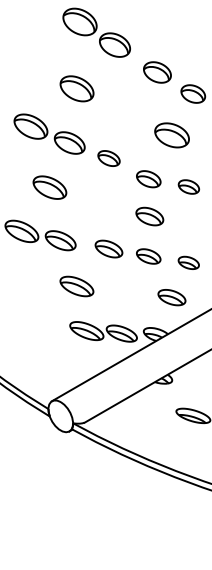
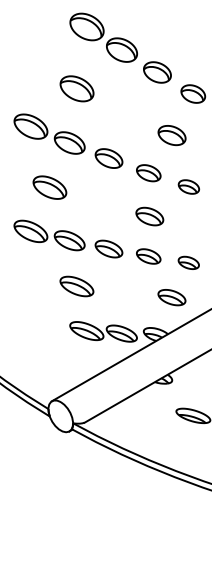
part position: (96, 32) -> (103, 37) (103, 37)
part size: 36x27 px -> 30x22 px (171, 135)
part size: 24x17 px -> 30x21 px (108, 158)
part position: (148, 179) -> (148, 173) (148, 173)
part position: (40, 235) -> (49, 235) (49, 235)
